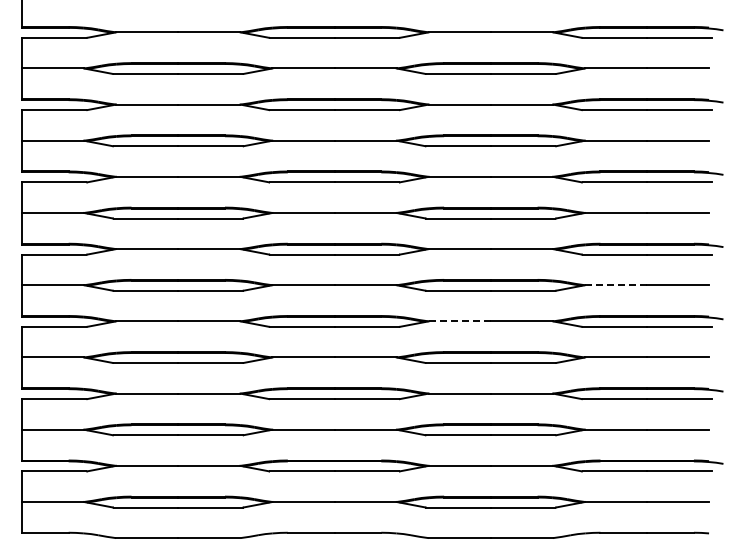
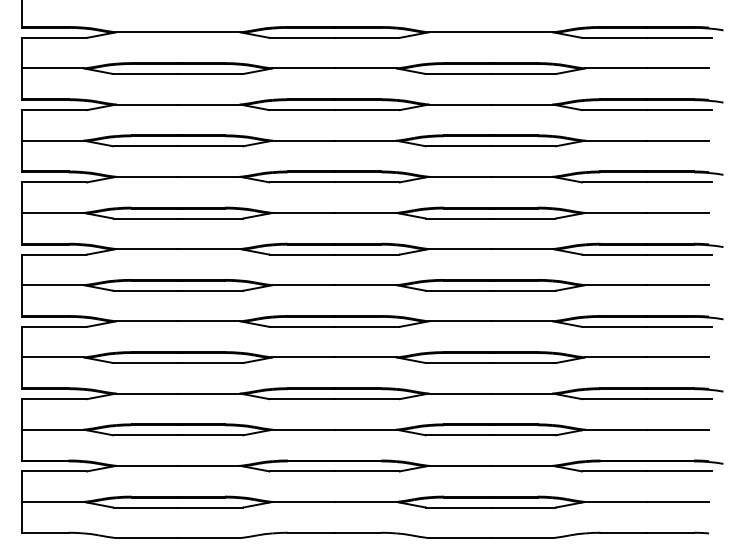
line: dashed -> solid (616, 285)
line: dashed -> solid (460, 321)
